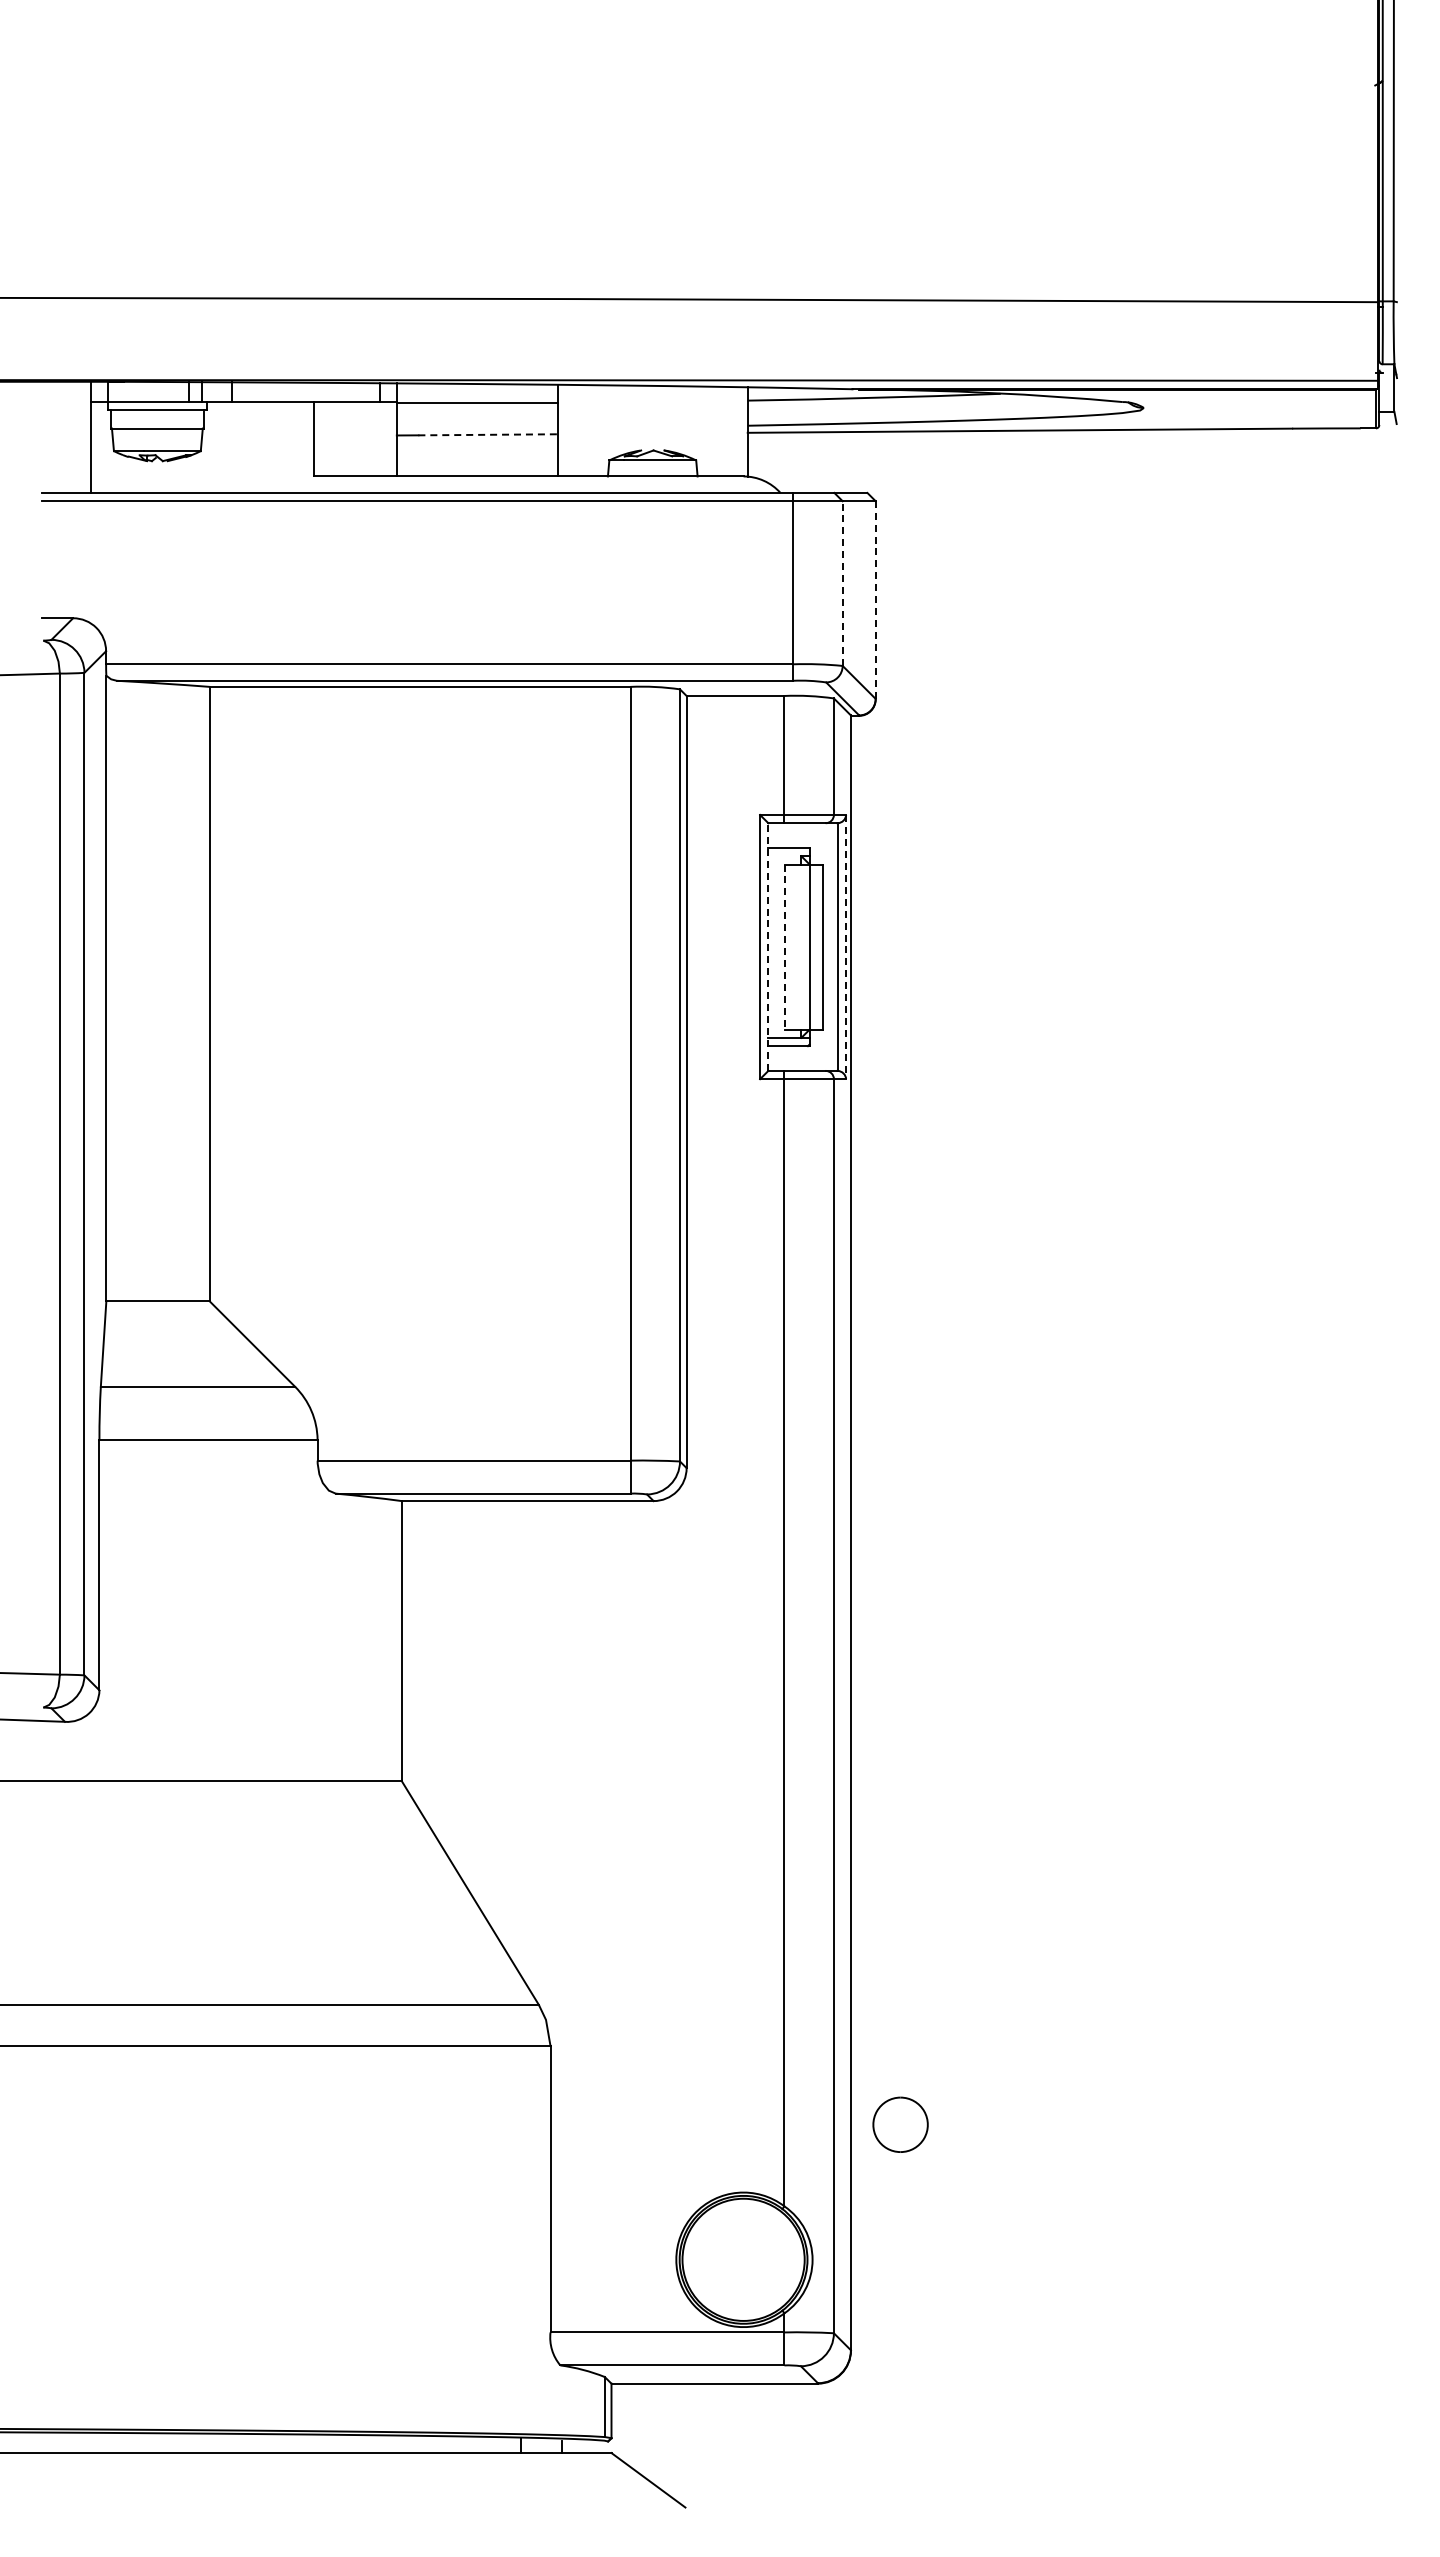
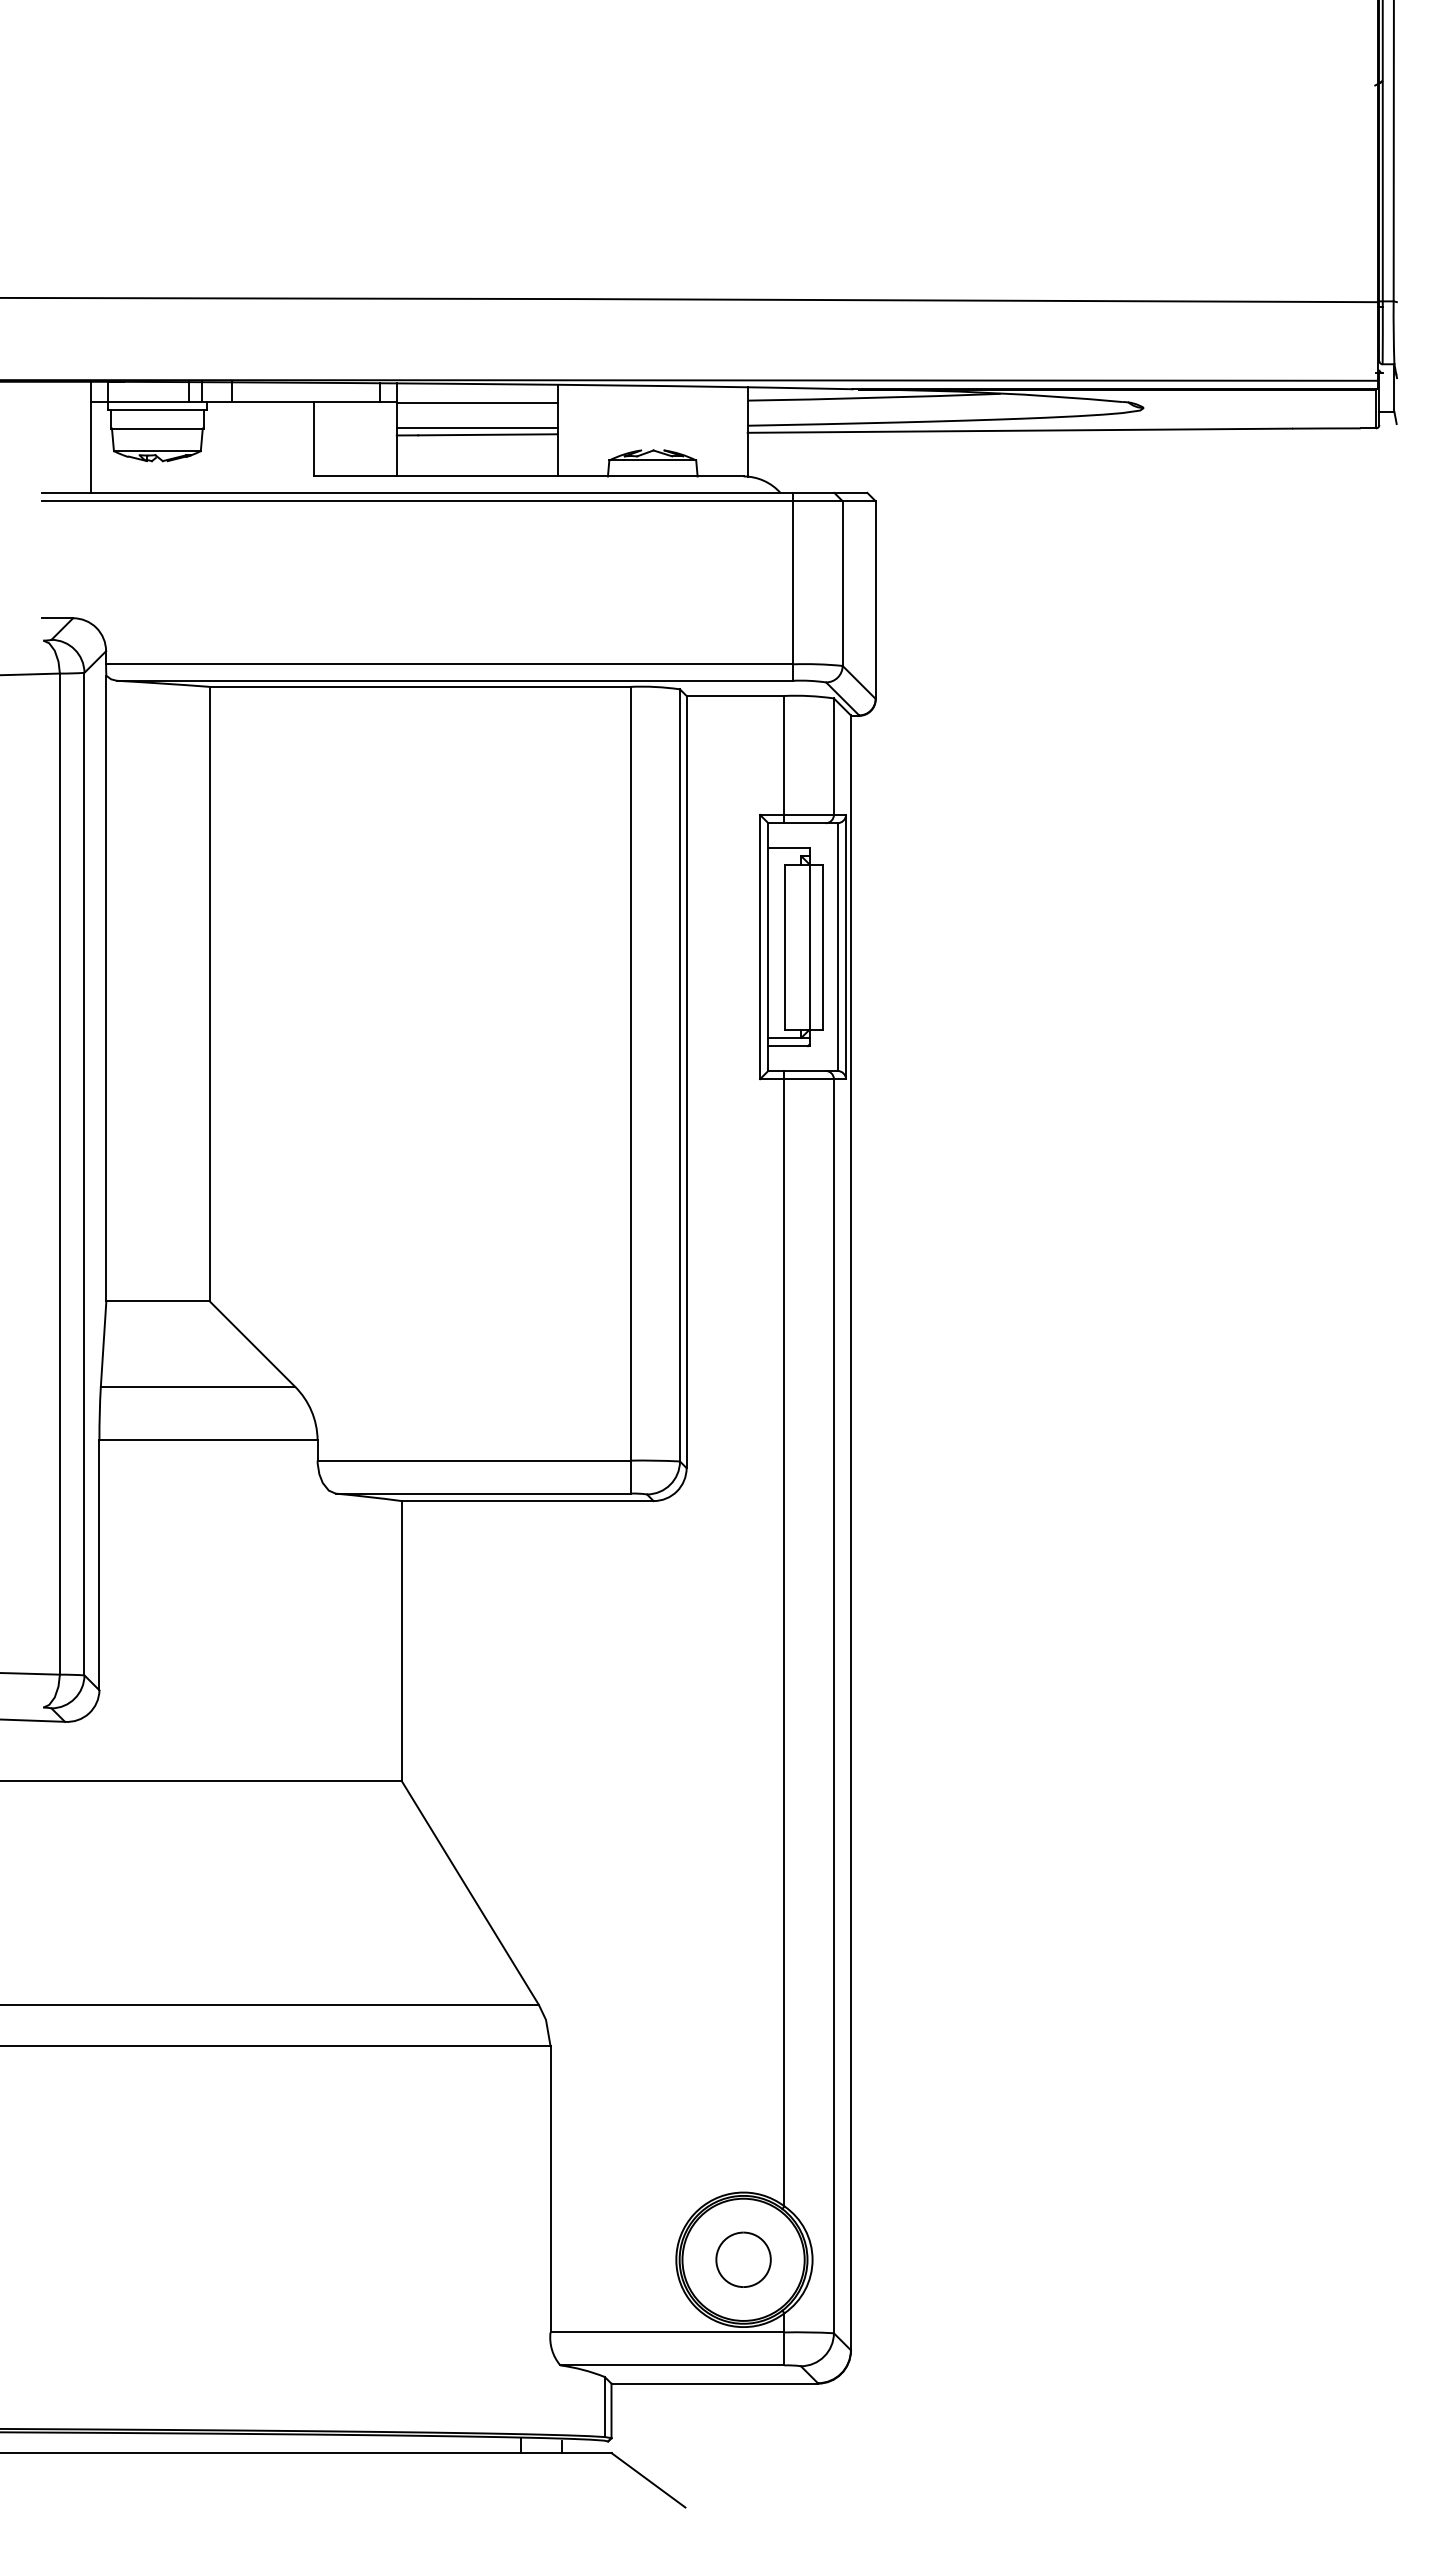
line: none -> present (476, 428)
line: dashed -> solid (488, 434)
line: dashed -> solid (842, 583)
line: dashed -> solid (875, 600)
line: dashed -> solid (768, 947)
line: dashed -> solid (784, 947)
line: dashed -> solid (846, 947)
part position: (900, 2124) -> (743, 2259) (743, 2259)
